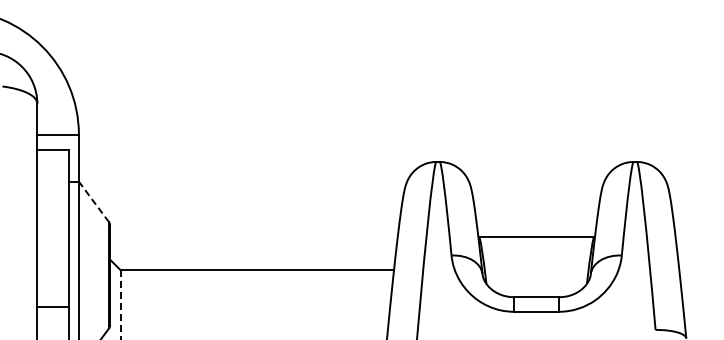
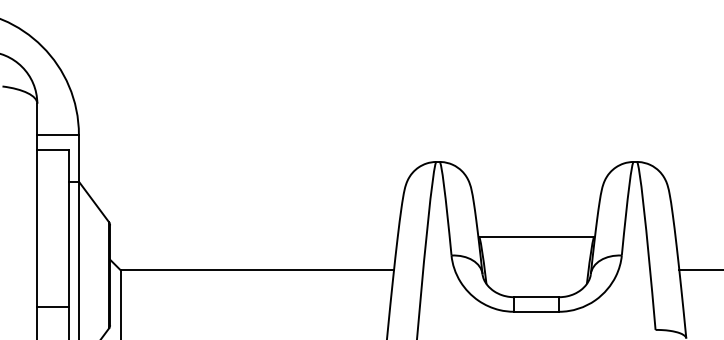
line: dashed -> solid (93, 201)
line: none -> present (699, 270)
line: dashed -> solid (120, 305)
